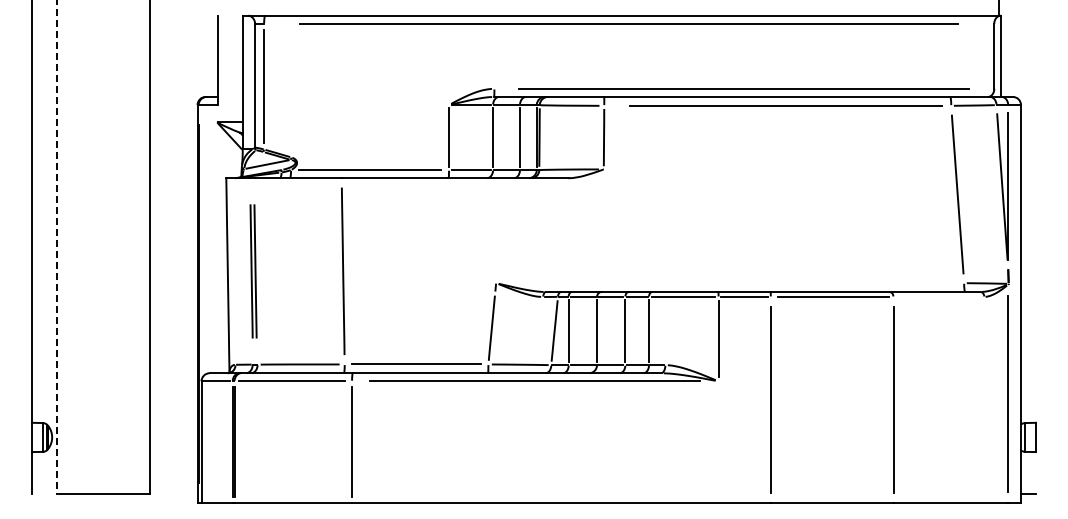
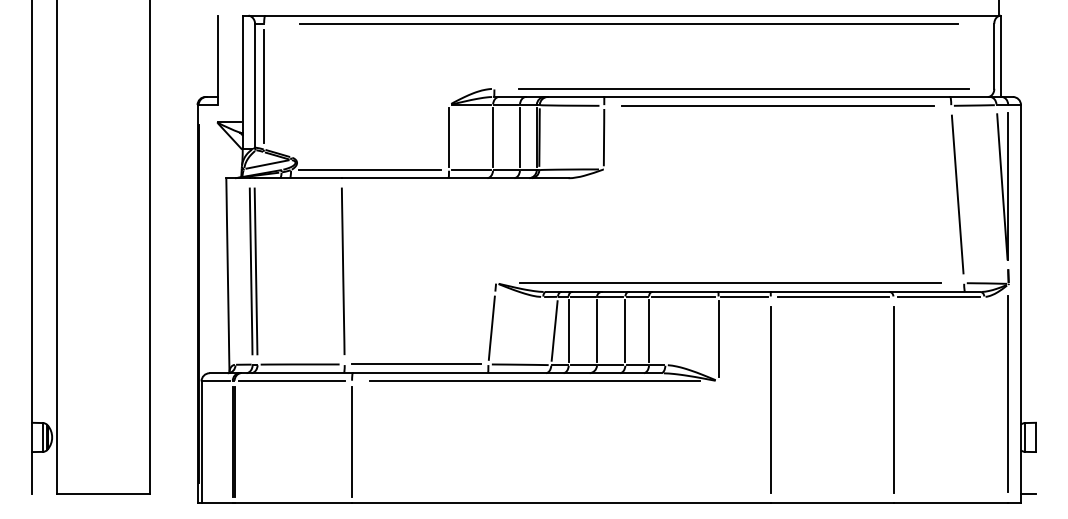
line position: (785, 105) -> (777, 105) (777, 105)
line: dashed -> solid (56, 247)
part size: 9x135 px -> 11x169 px (253, 271)
line: none -> present (729, 283)
line: none -> present (938, 296)
